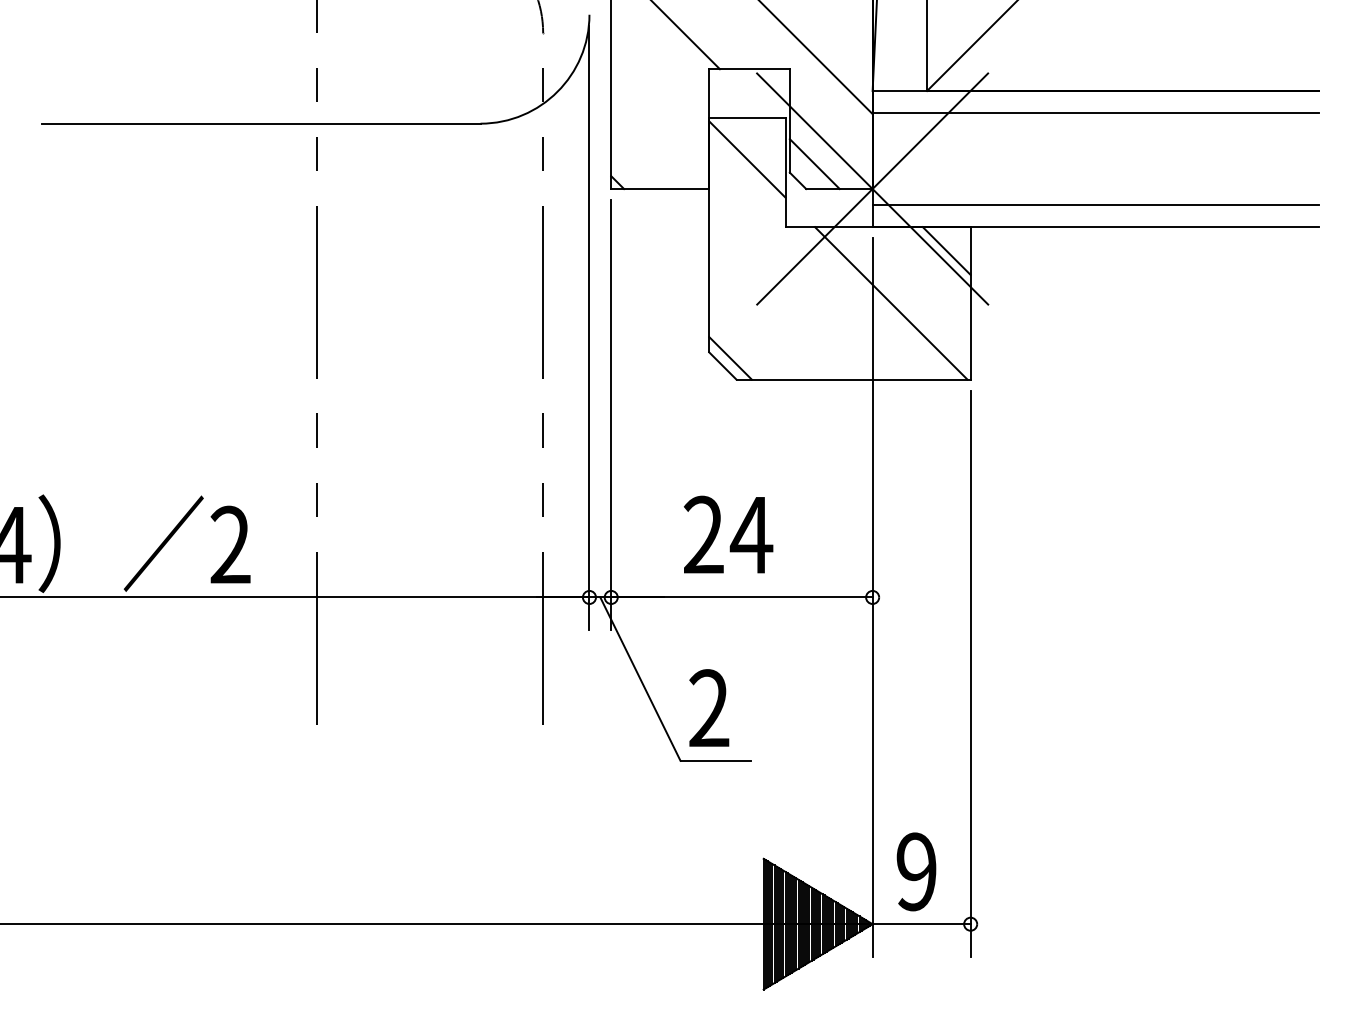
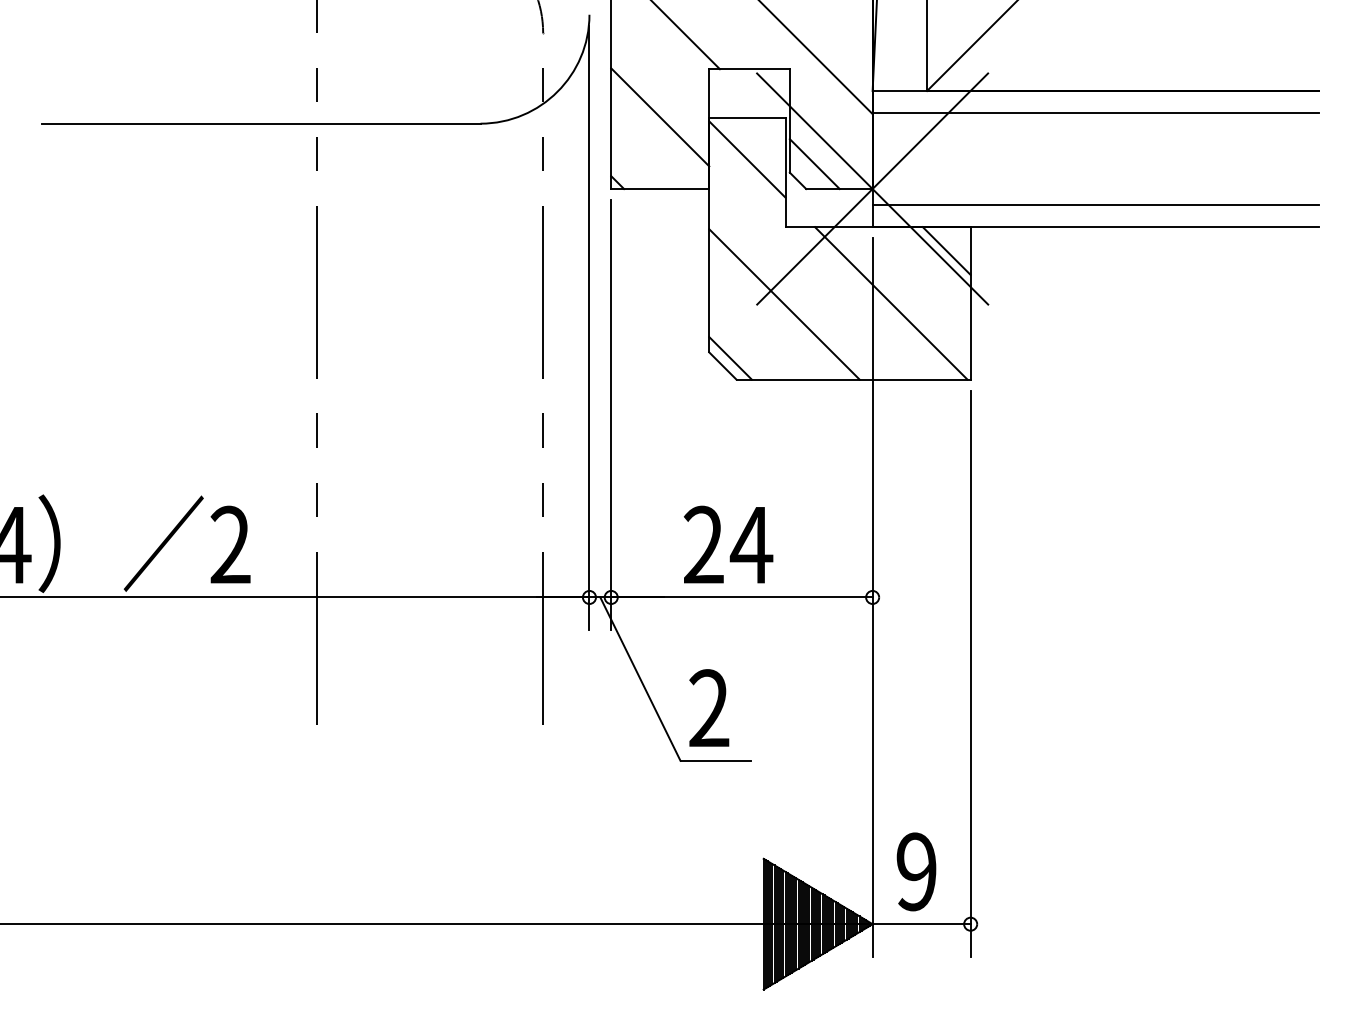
line: none -> present (660, 117)
line: none -> present (784, 304)
text position: (728, 534) -> (728, 544) (728, 544)
